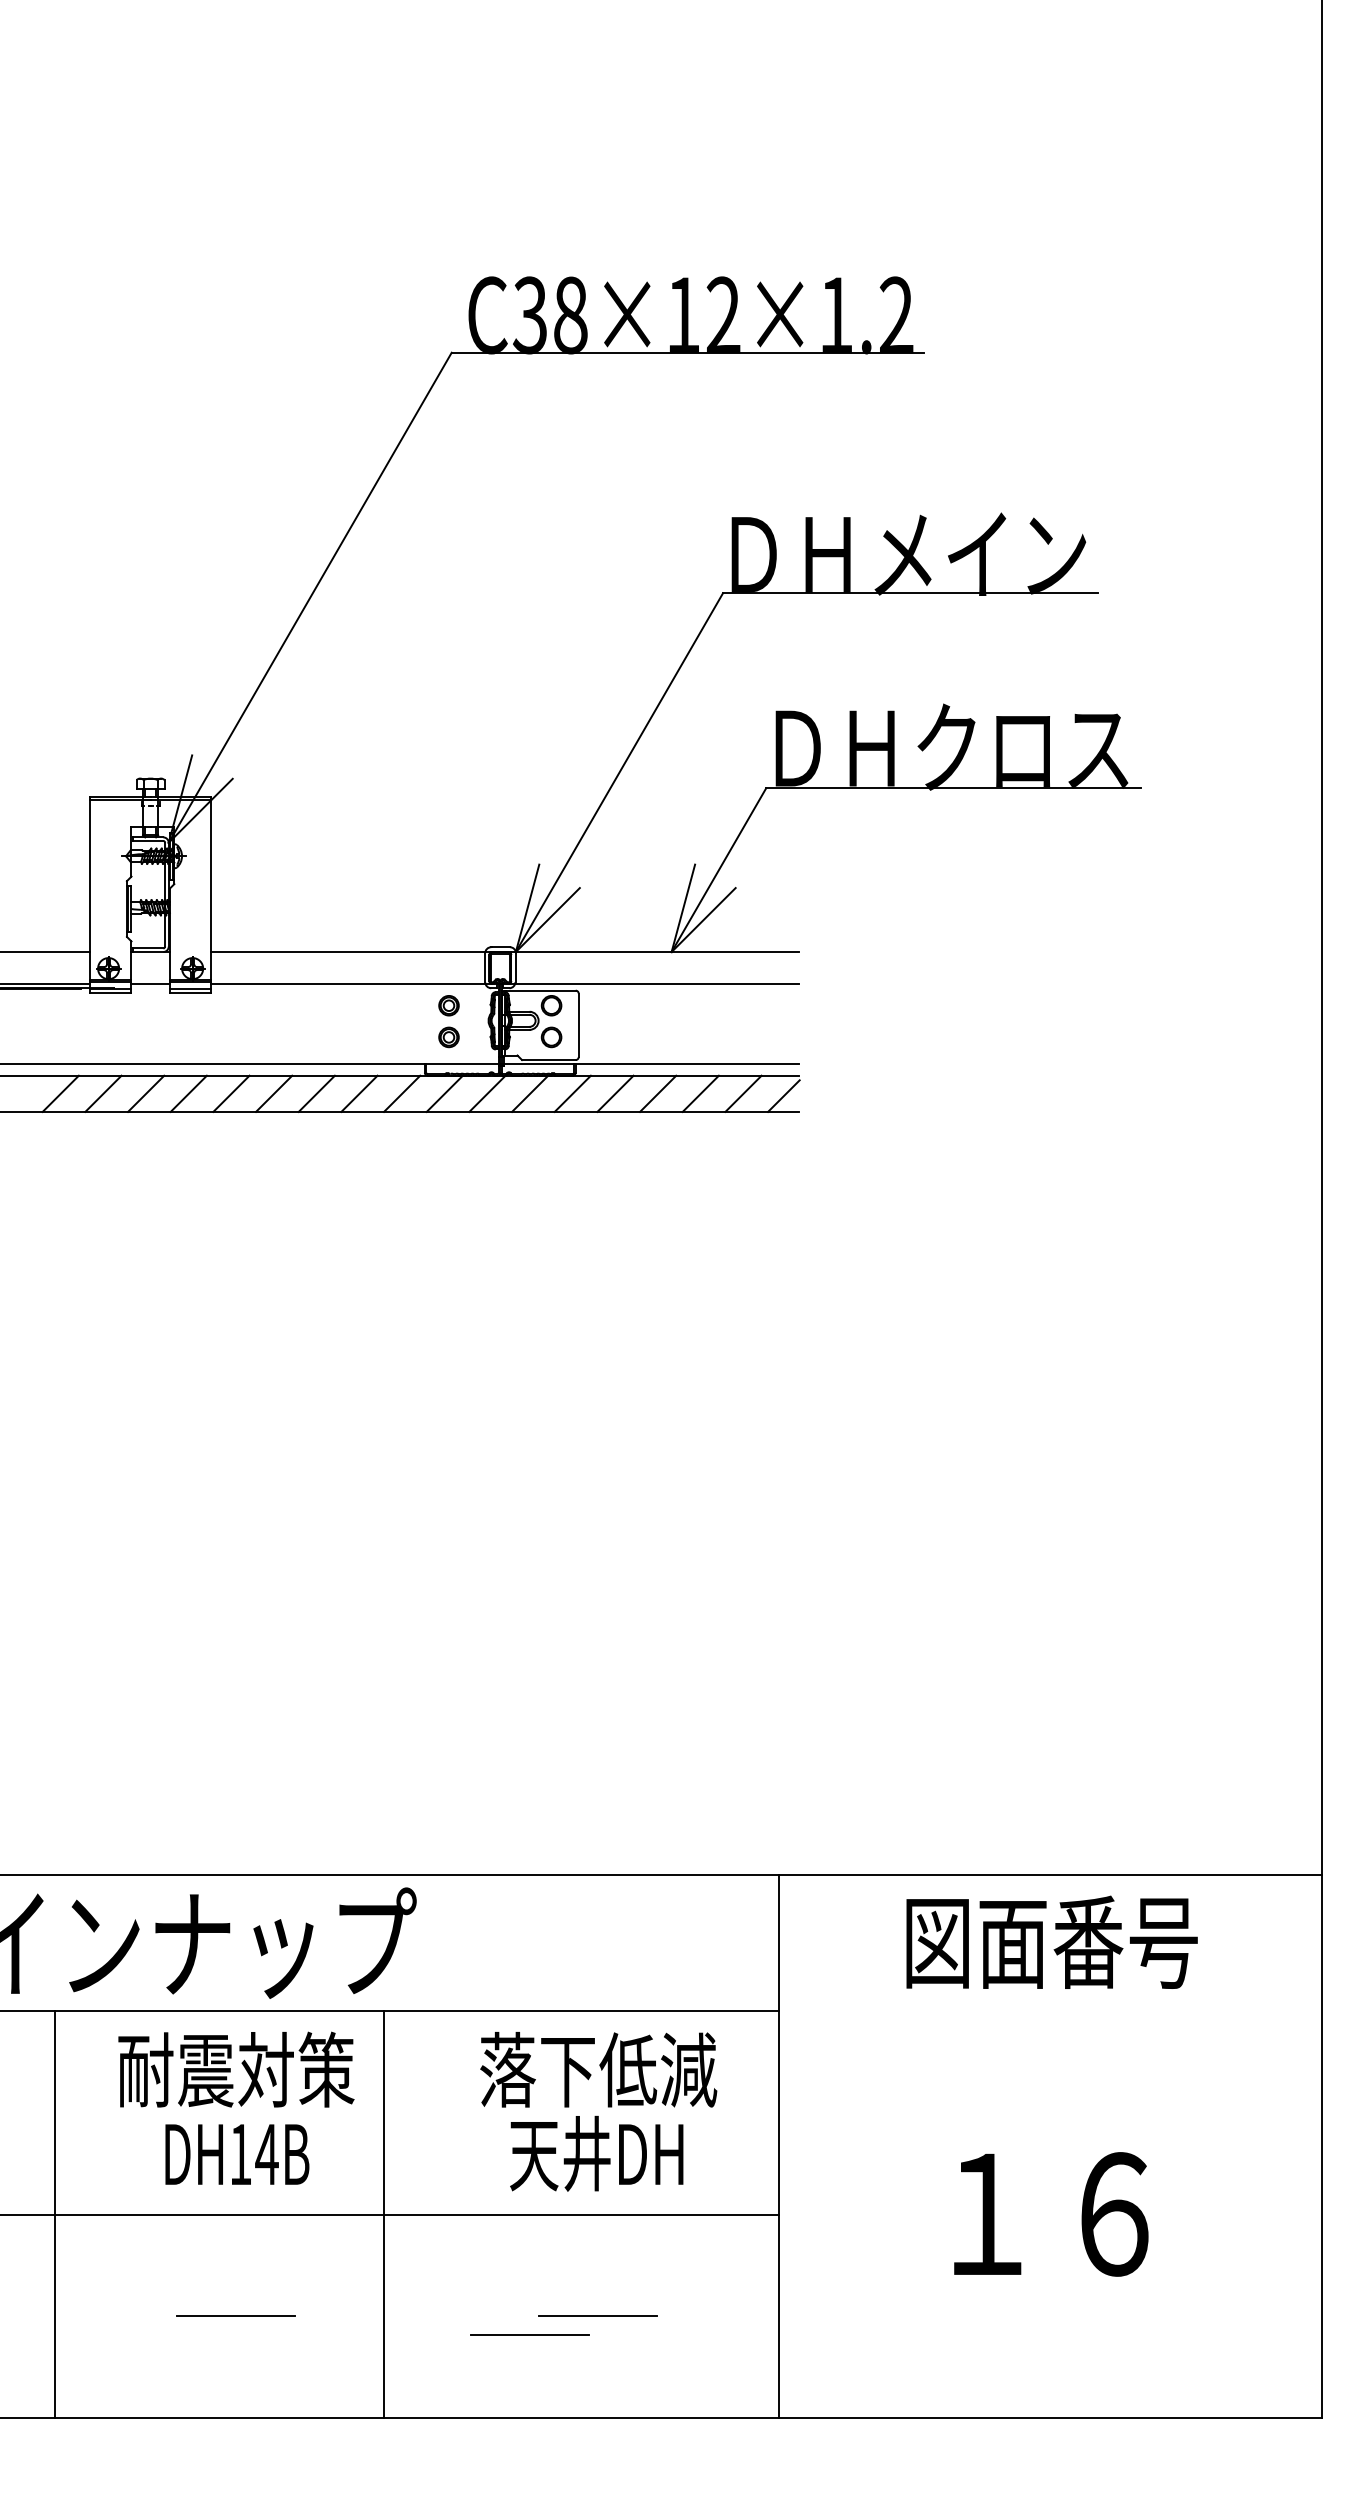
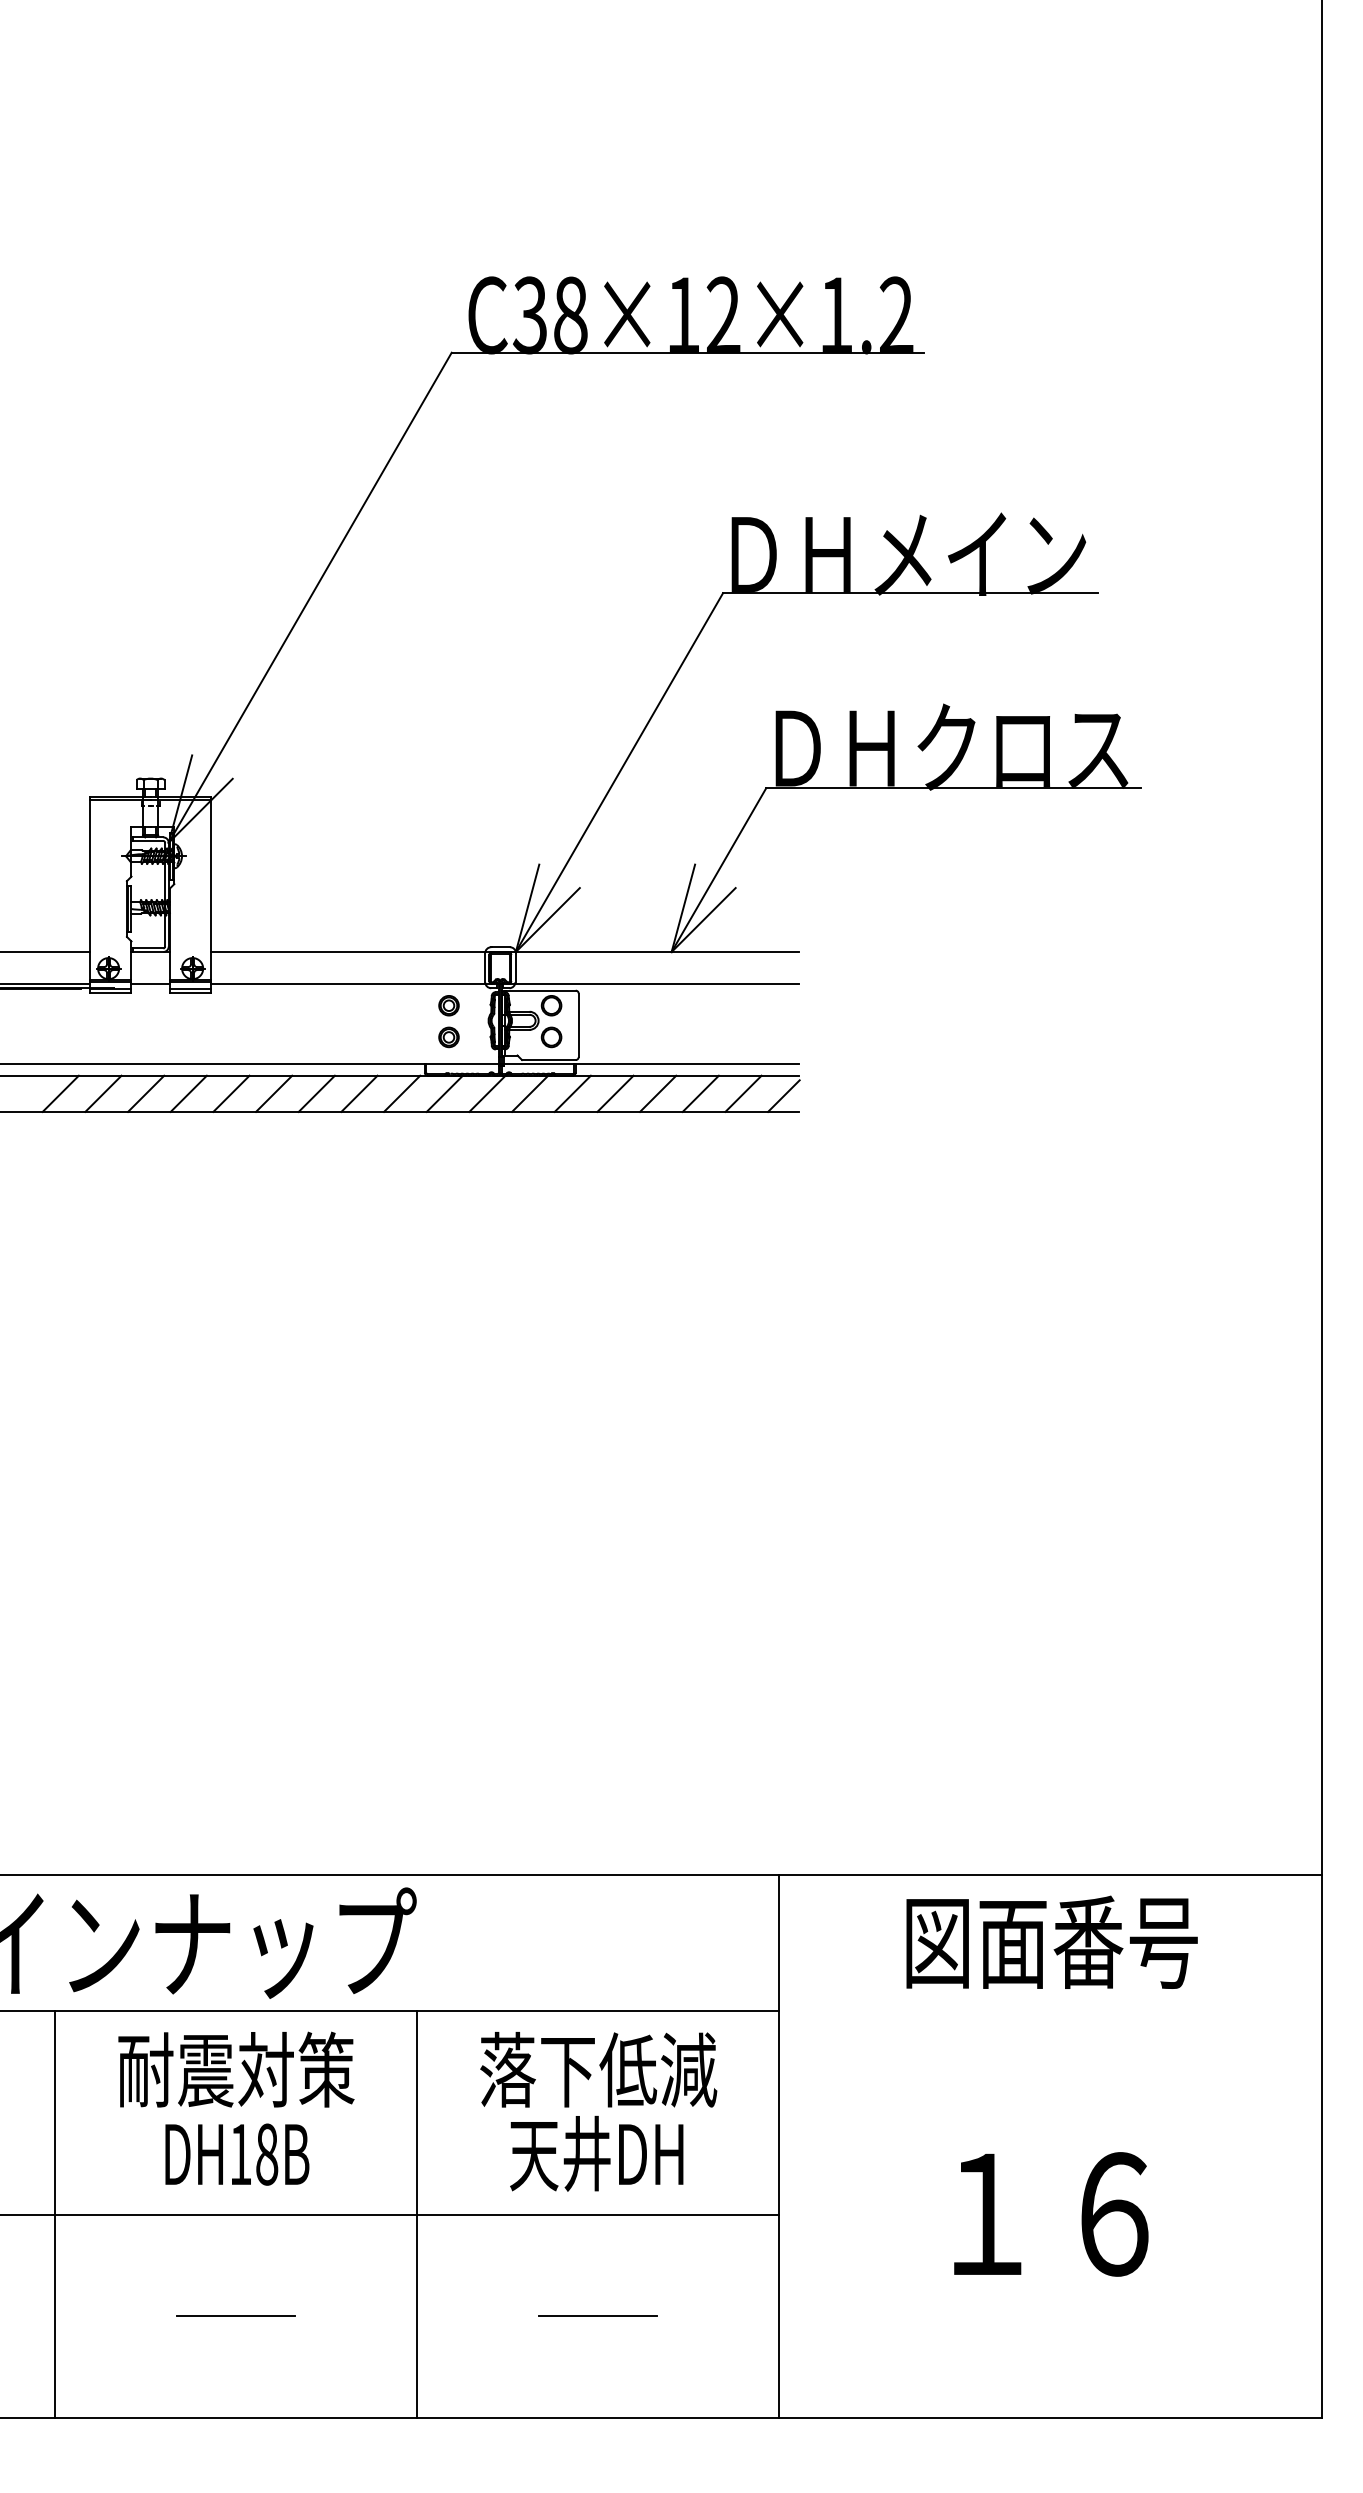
text: DH14B -> DH18B (266, 2154)
line position: (384, 2214) -> (417, 2214) (417, 2214)
line: present -> none (529, 2334)
